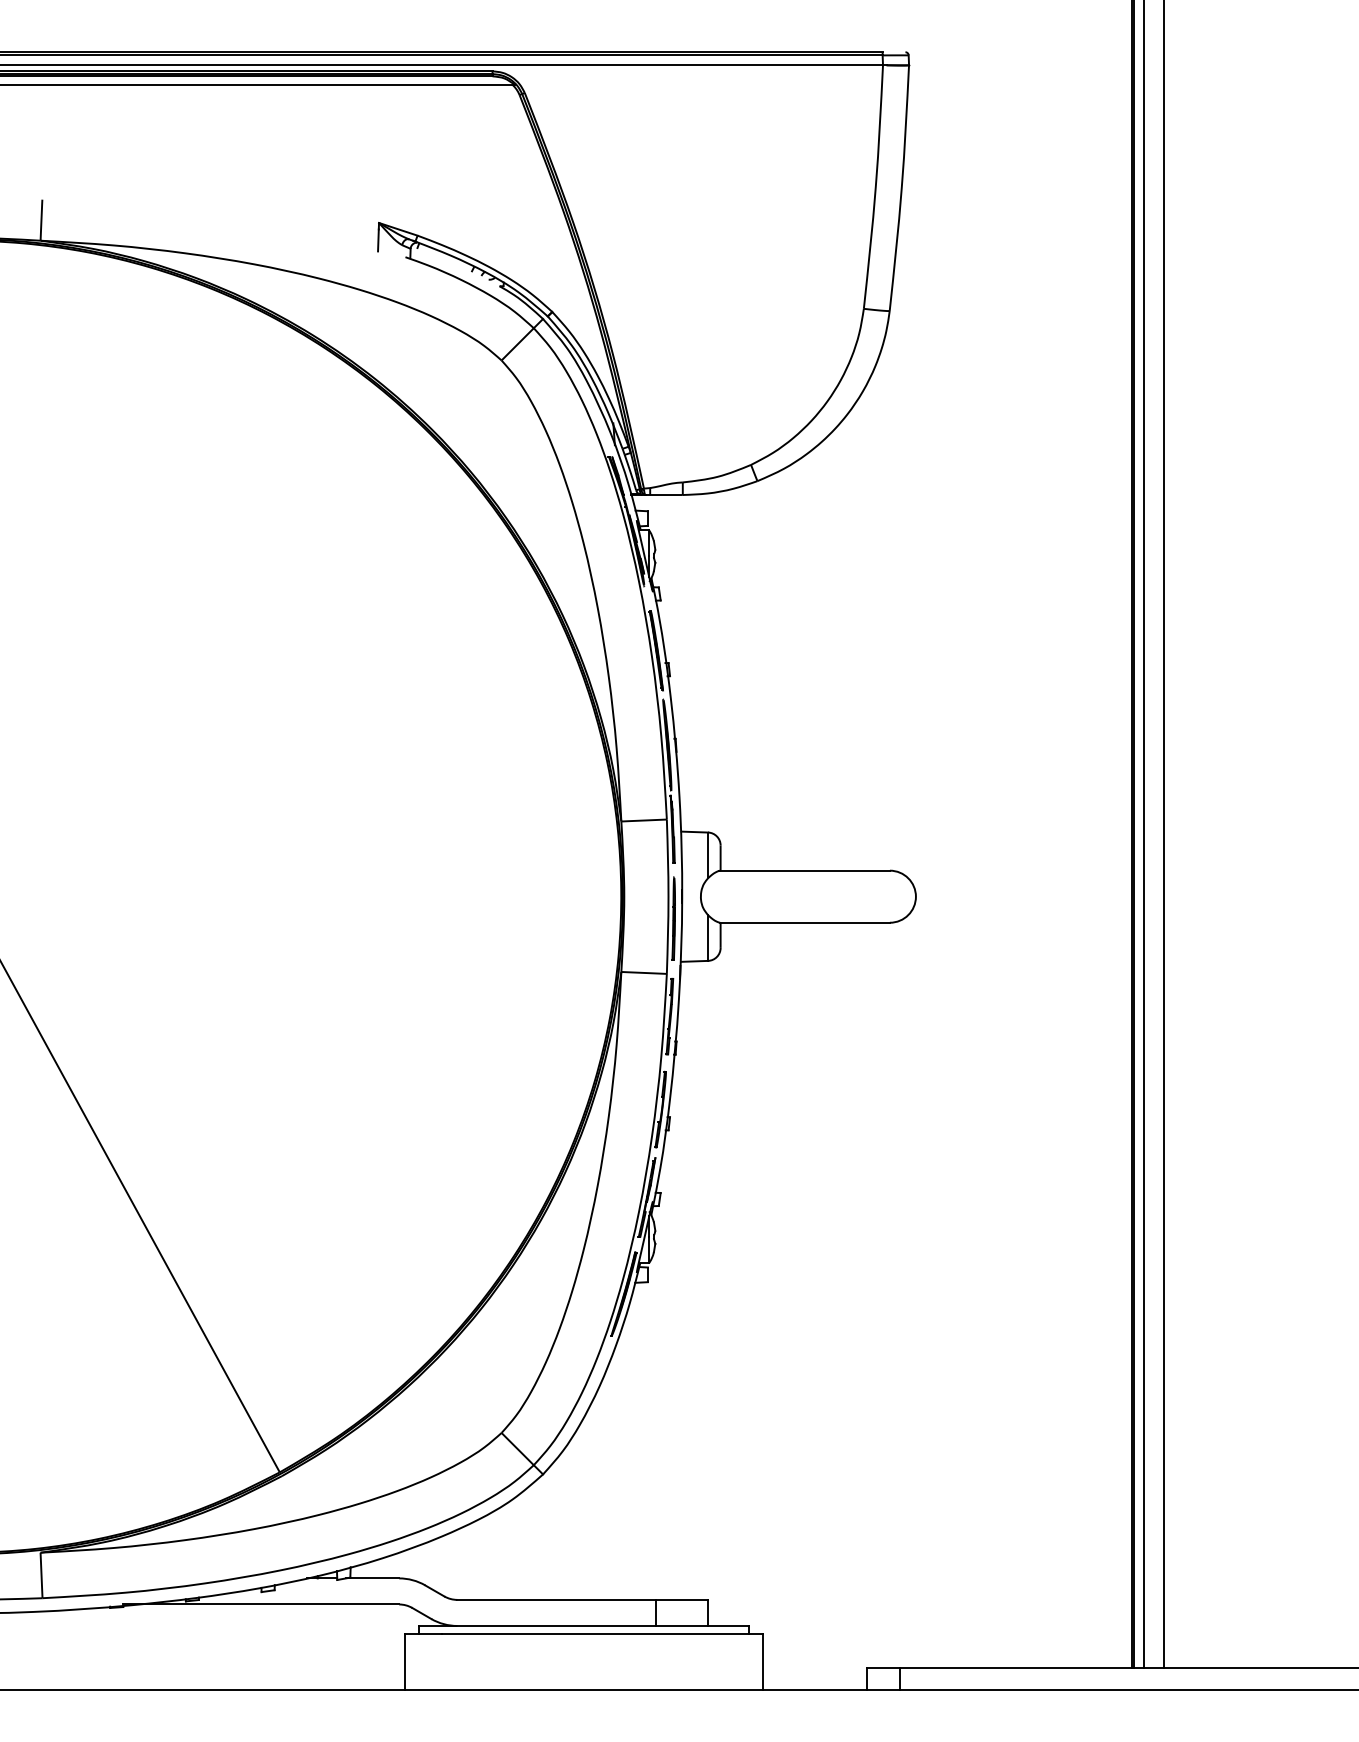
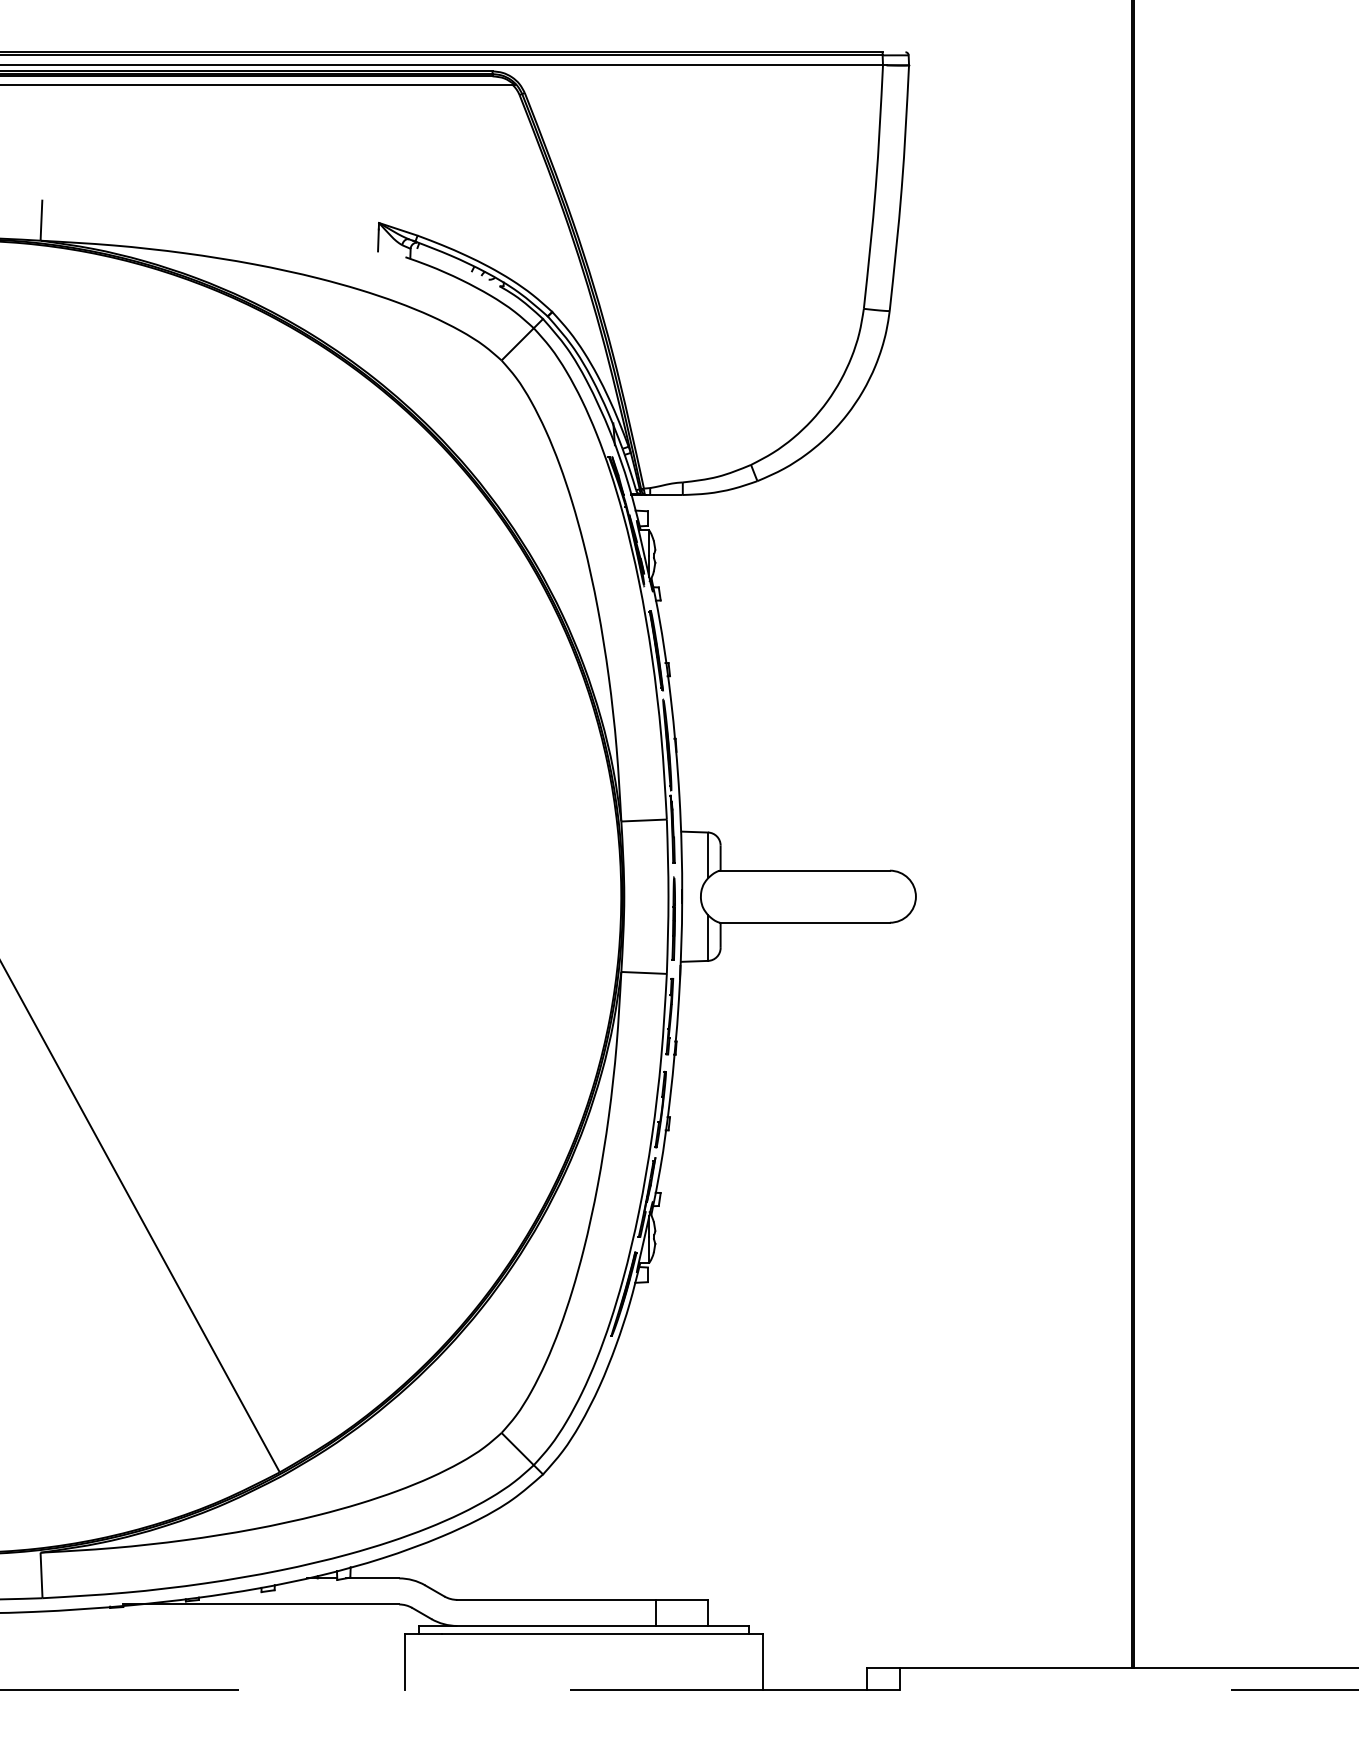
line: present -> none (1143, 834)
line: present -> none (1164, 834)
line: solid -> dashed (679, 1689)
